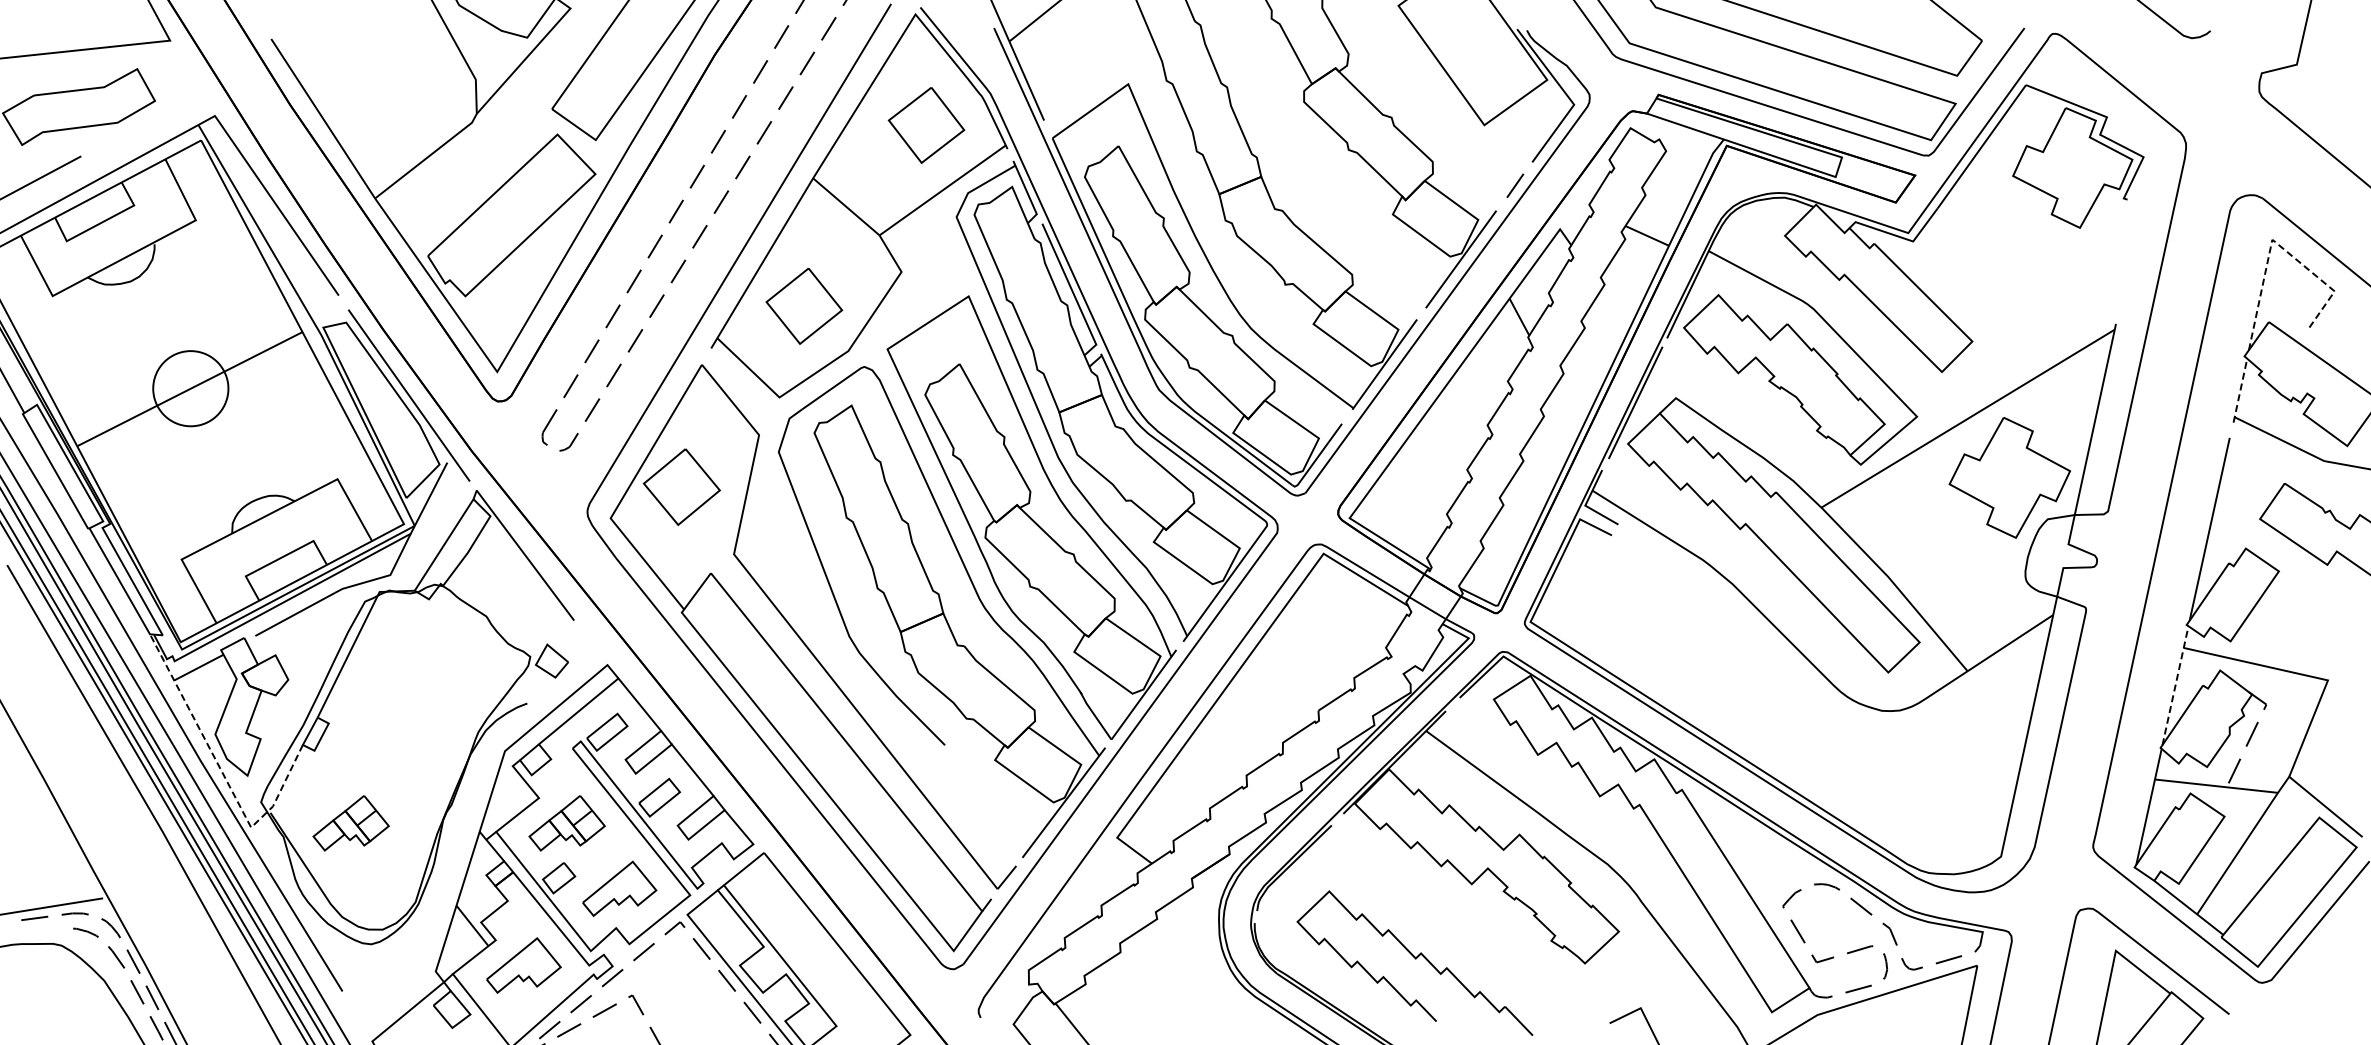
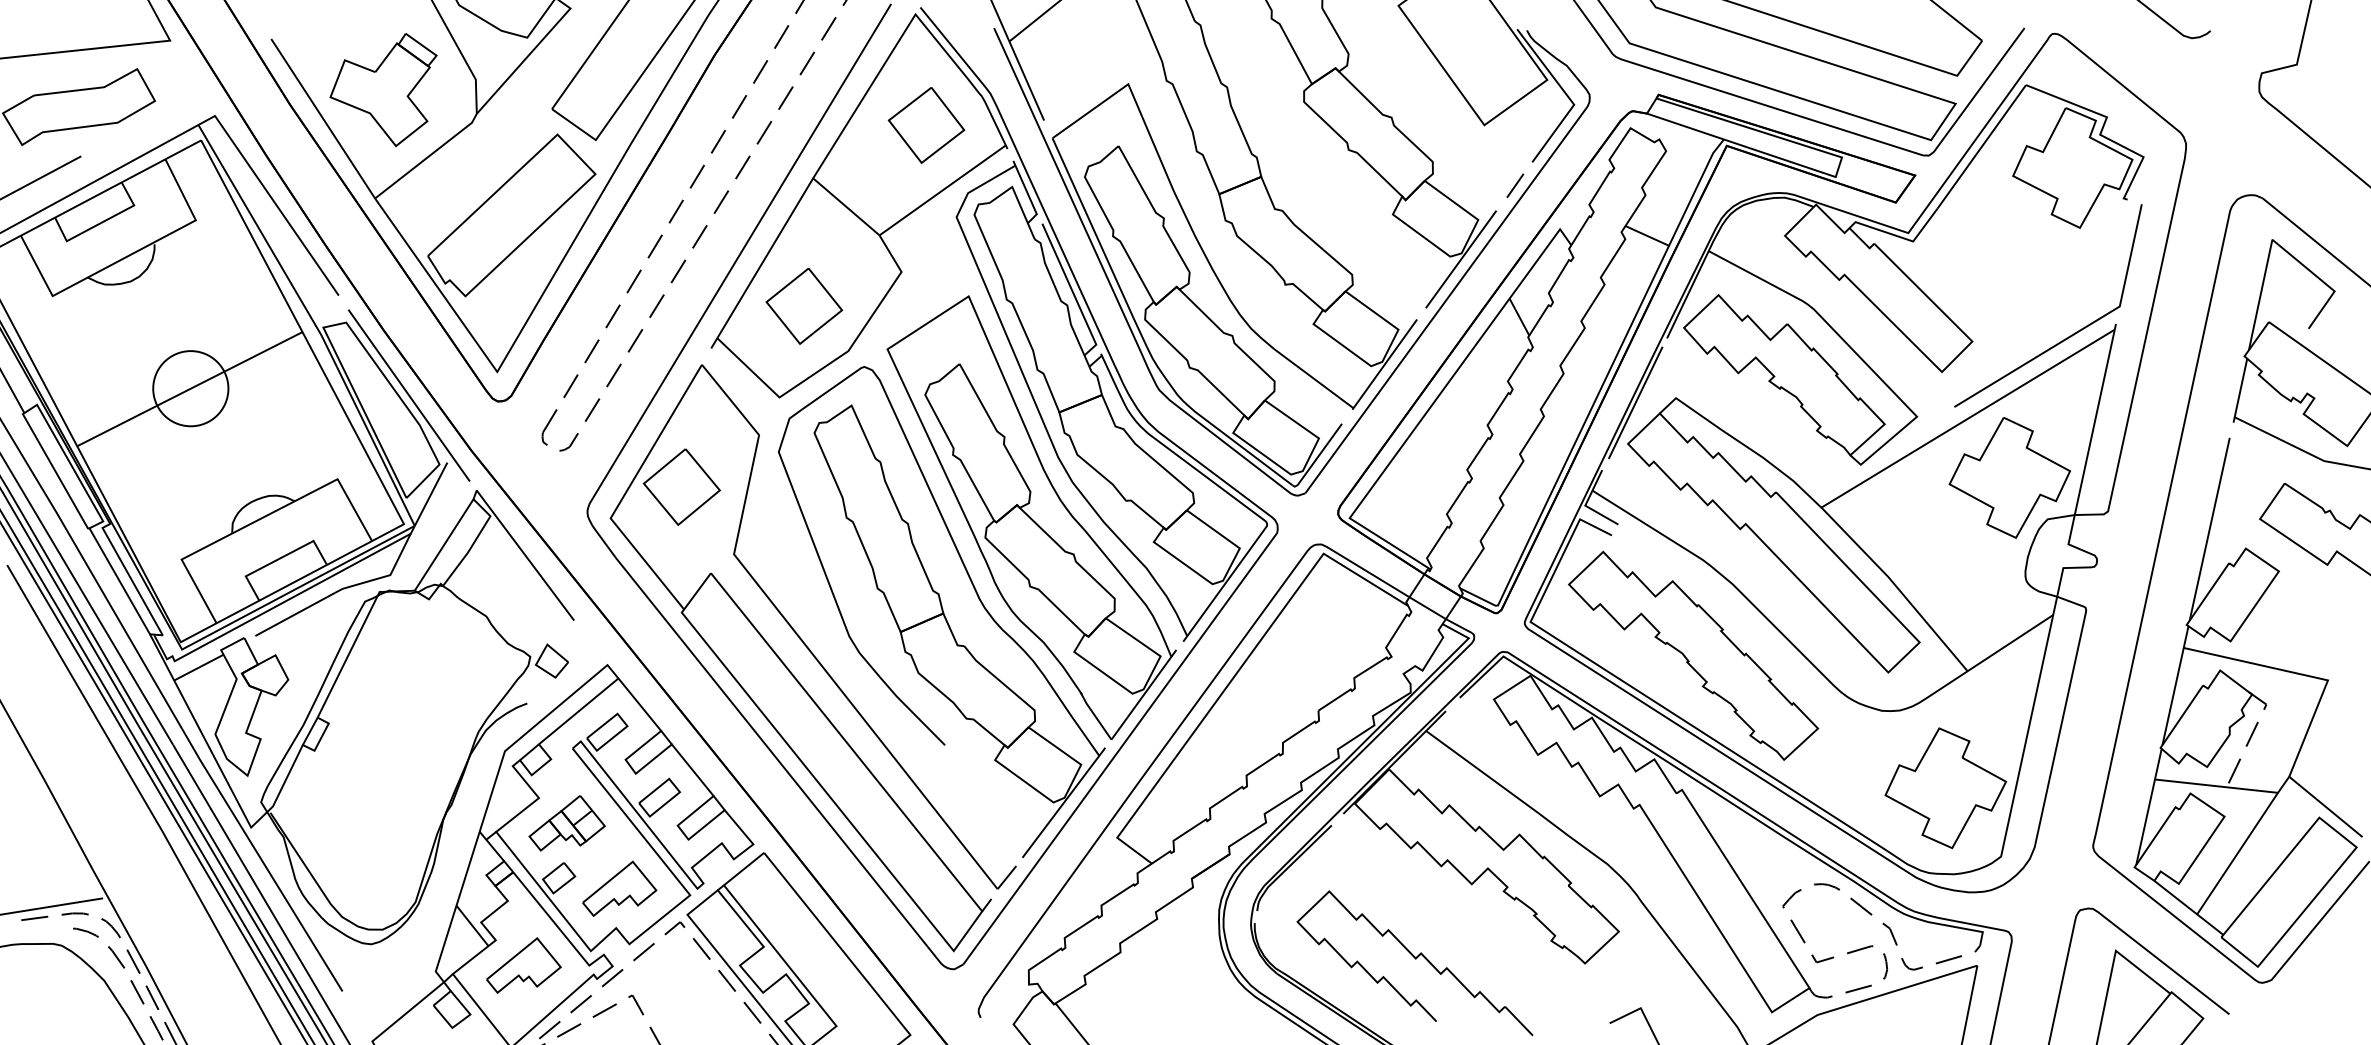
part: none -> present (383, 90)
line: dashed -> solid (2277, 244)
line: none -> present (2066, 337)
line: dashed -> solid (2240, 390)
part: none -> present (1693, 655)
line: dashed -> solid (2175, 685)
line: dashed -> solid (223, 775)
part: none -> present (1945, 788)
part: present -> none (350, 823)
